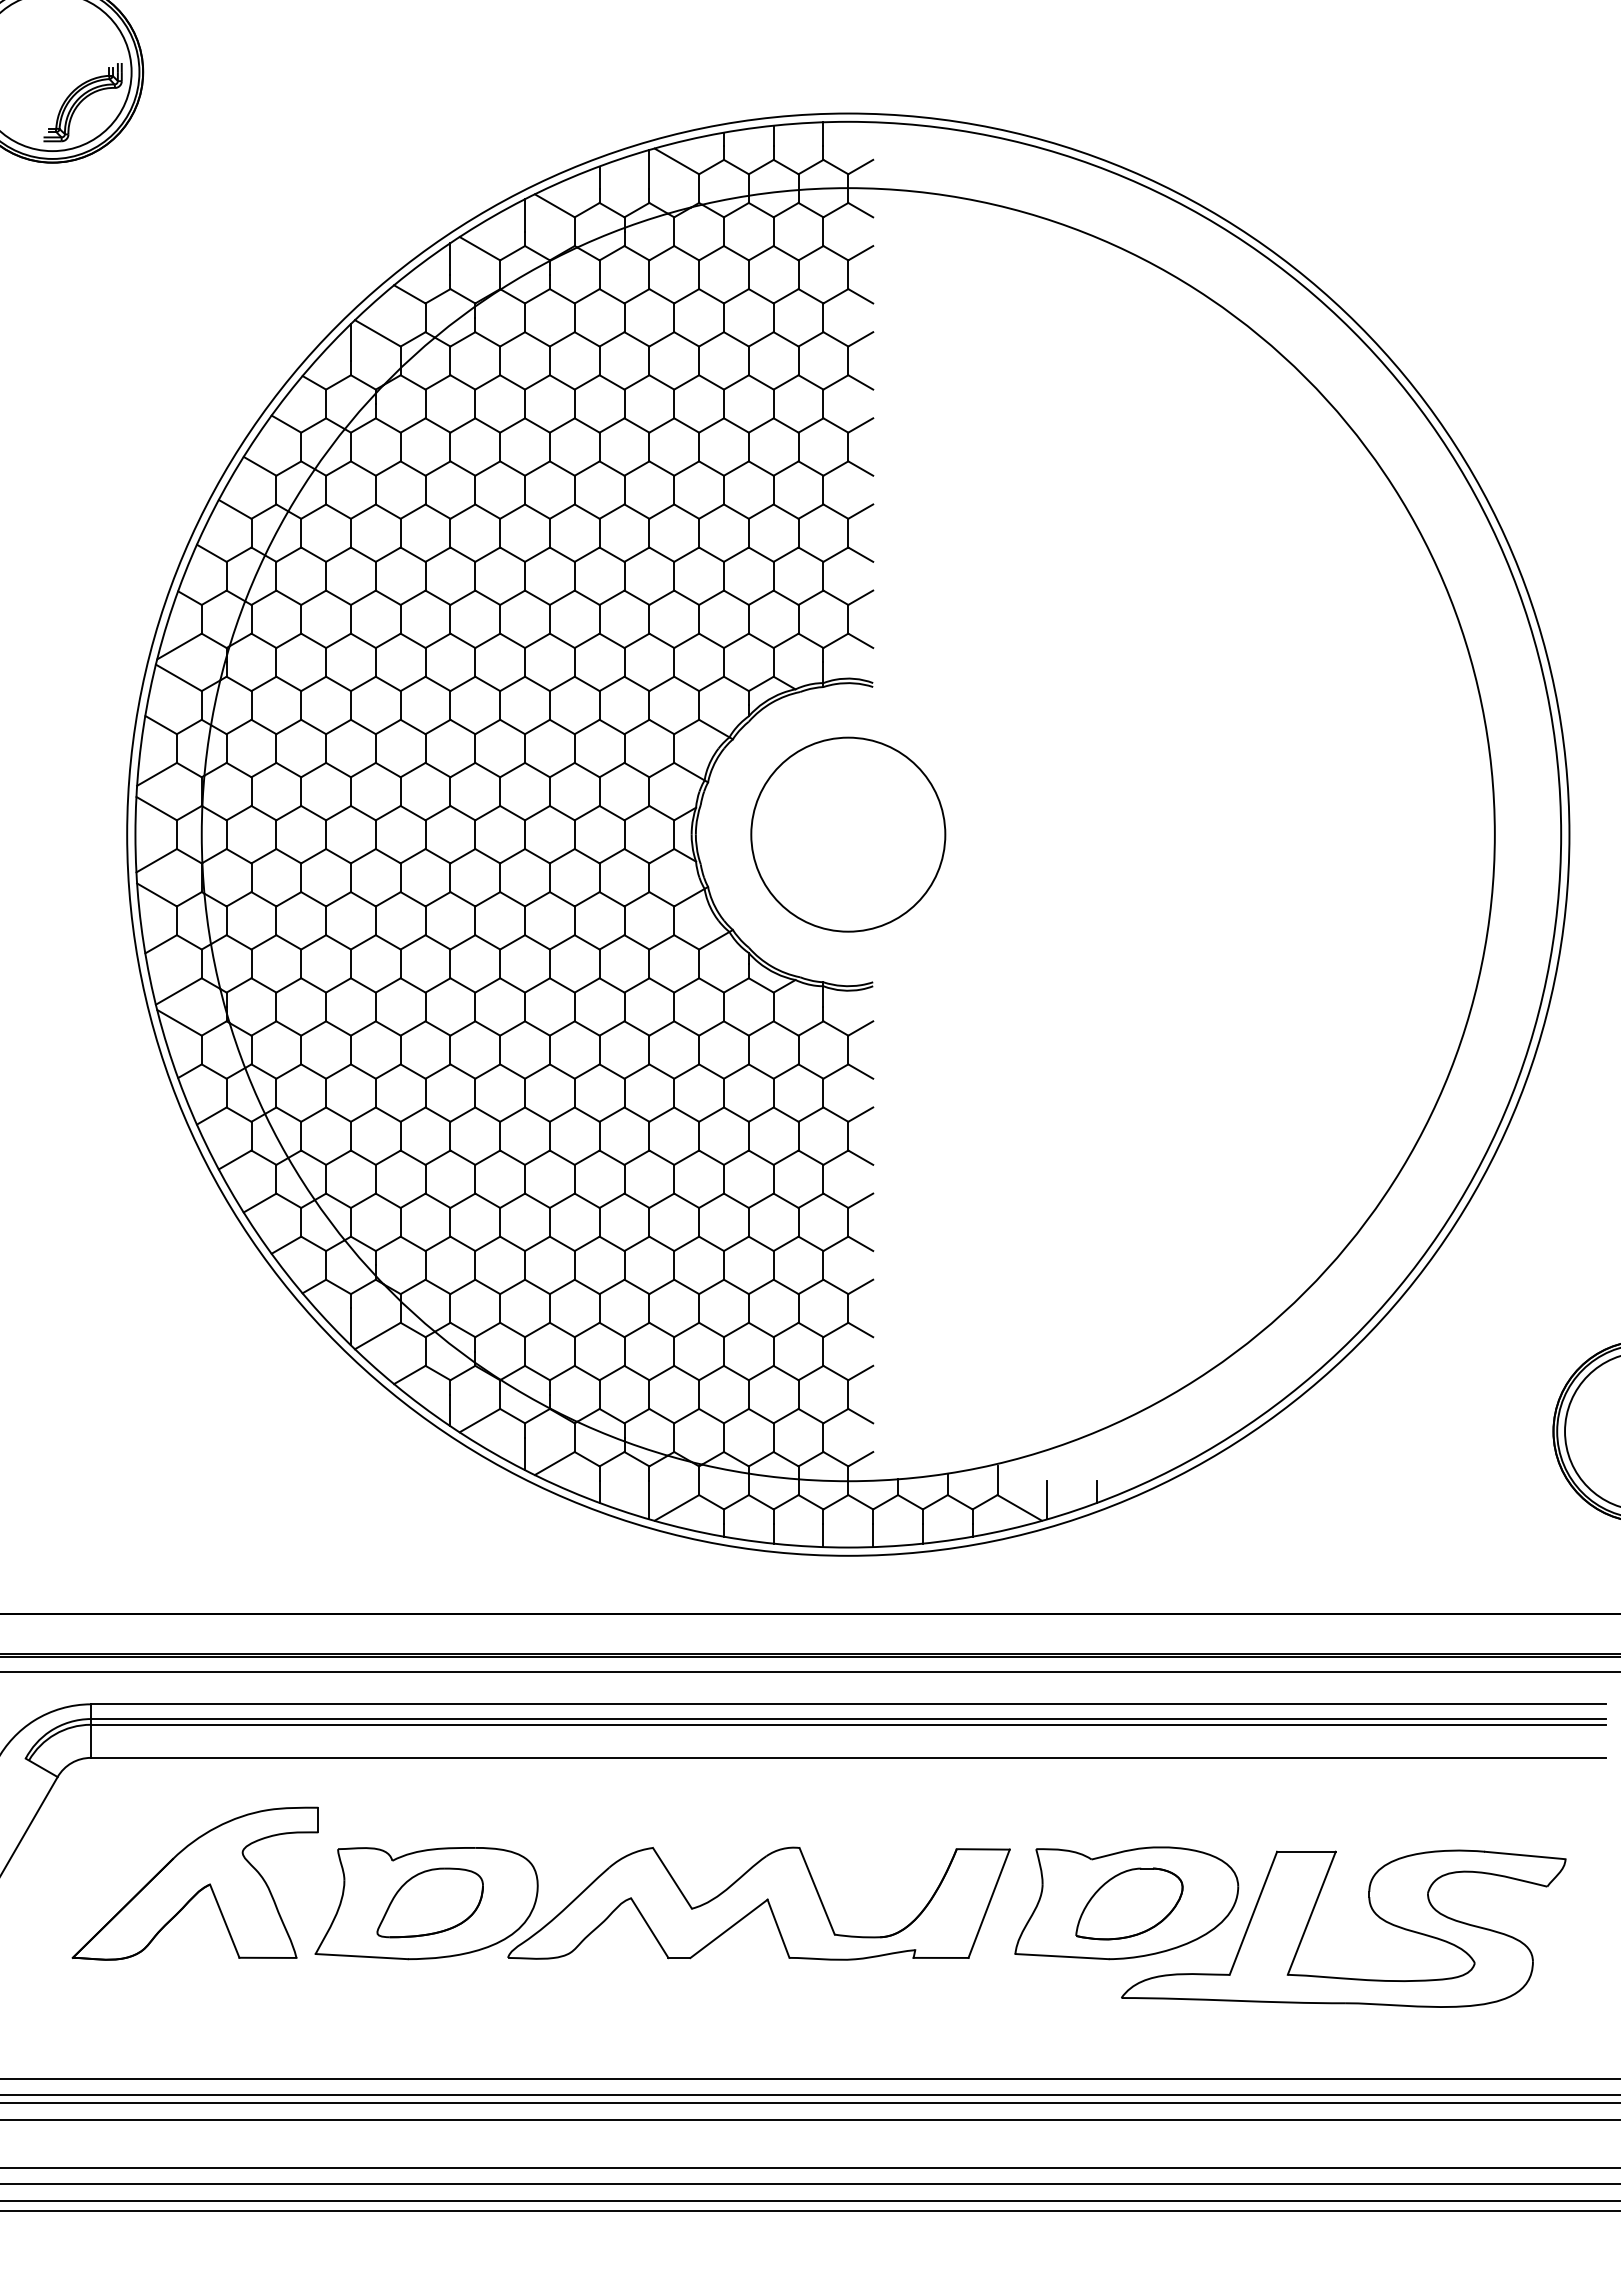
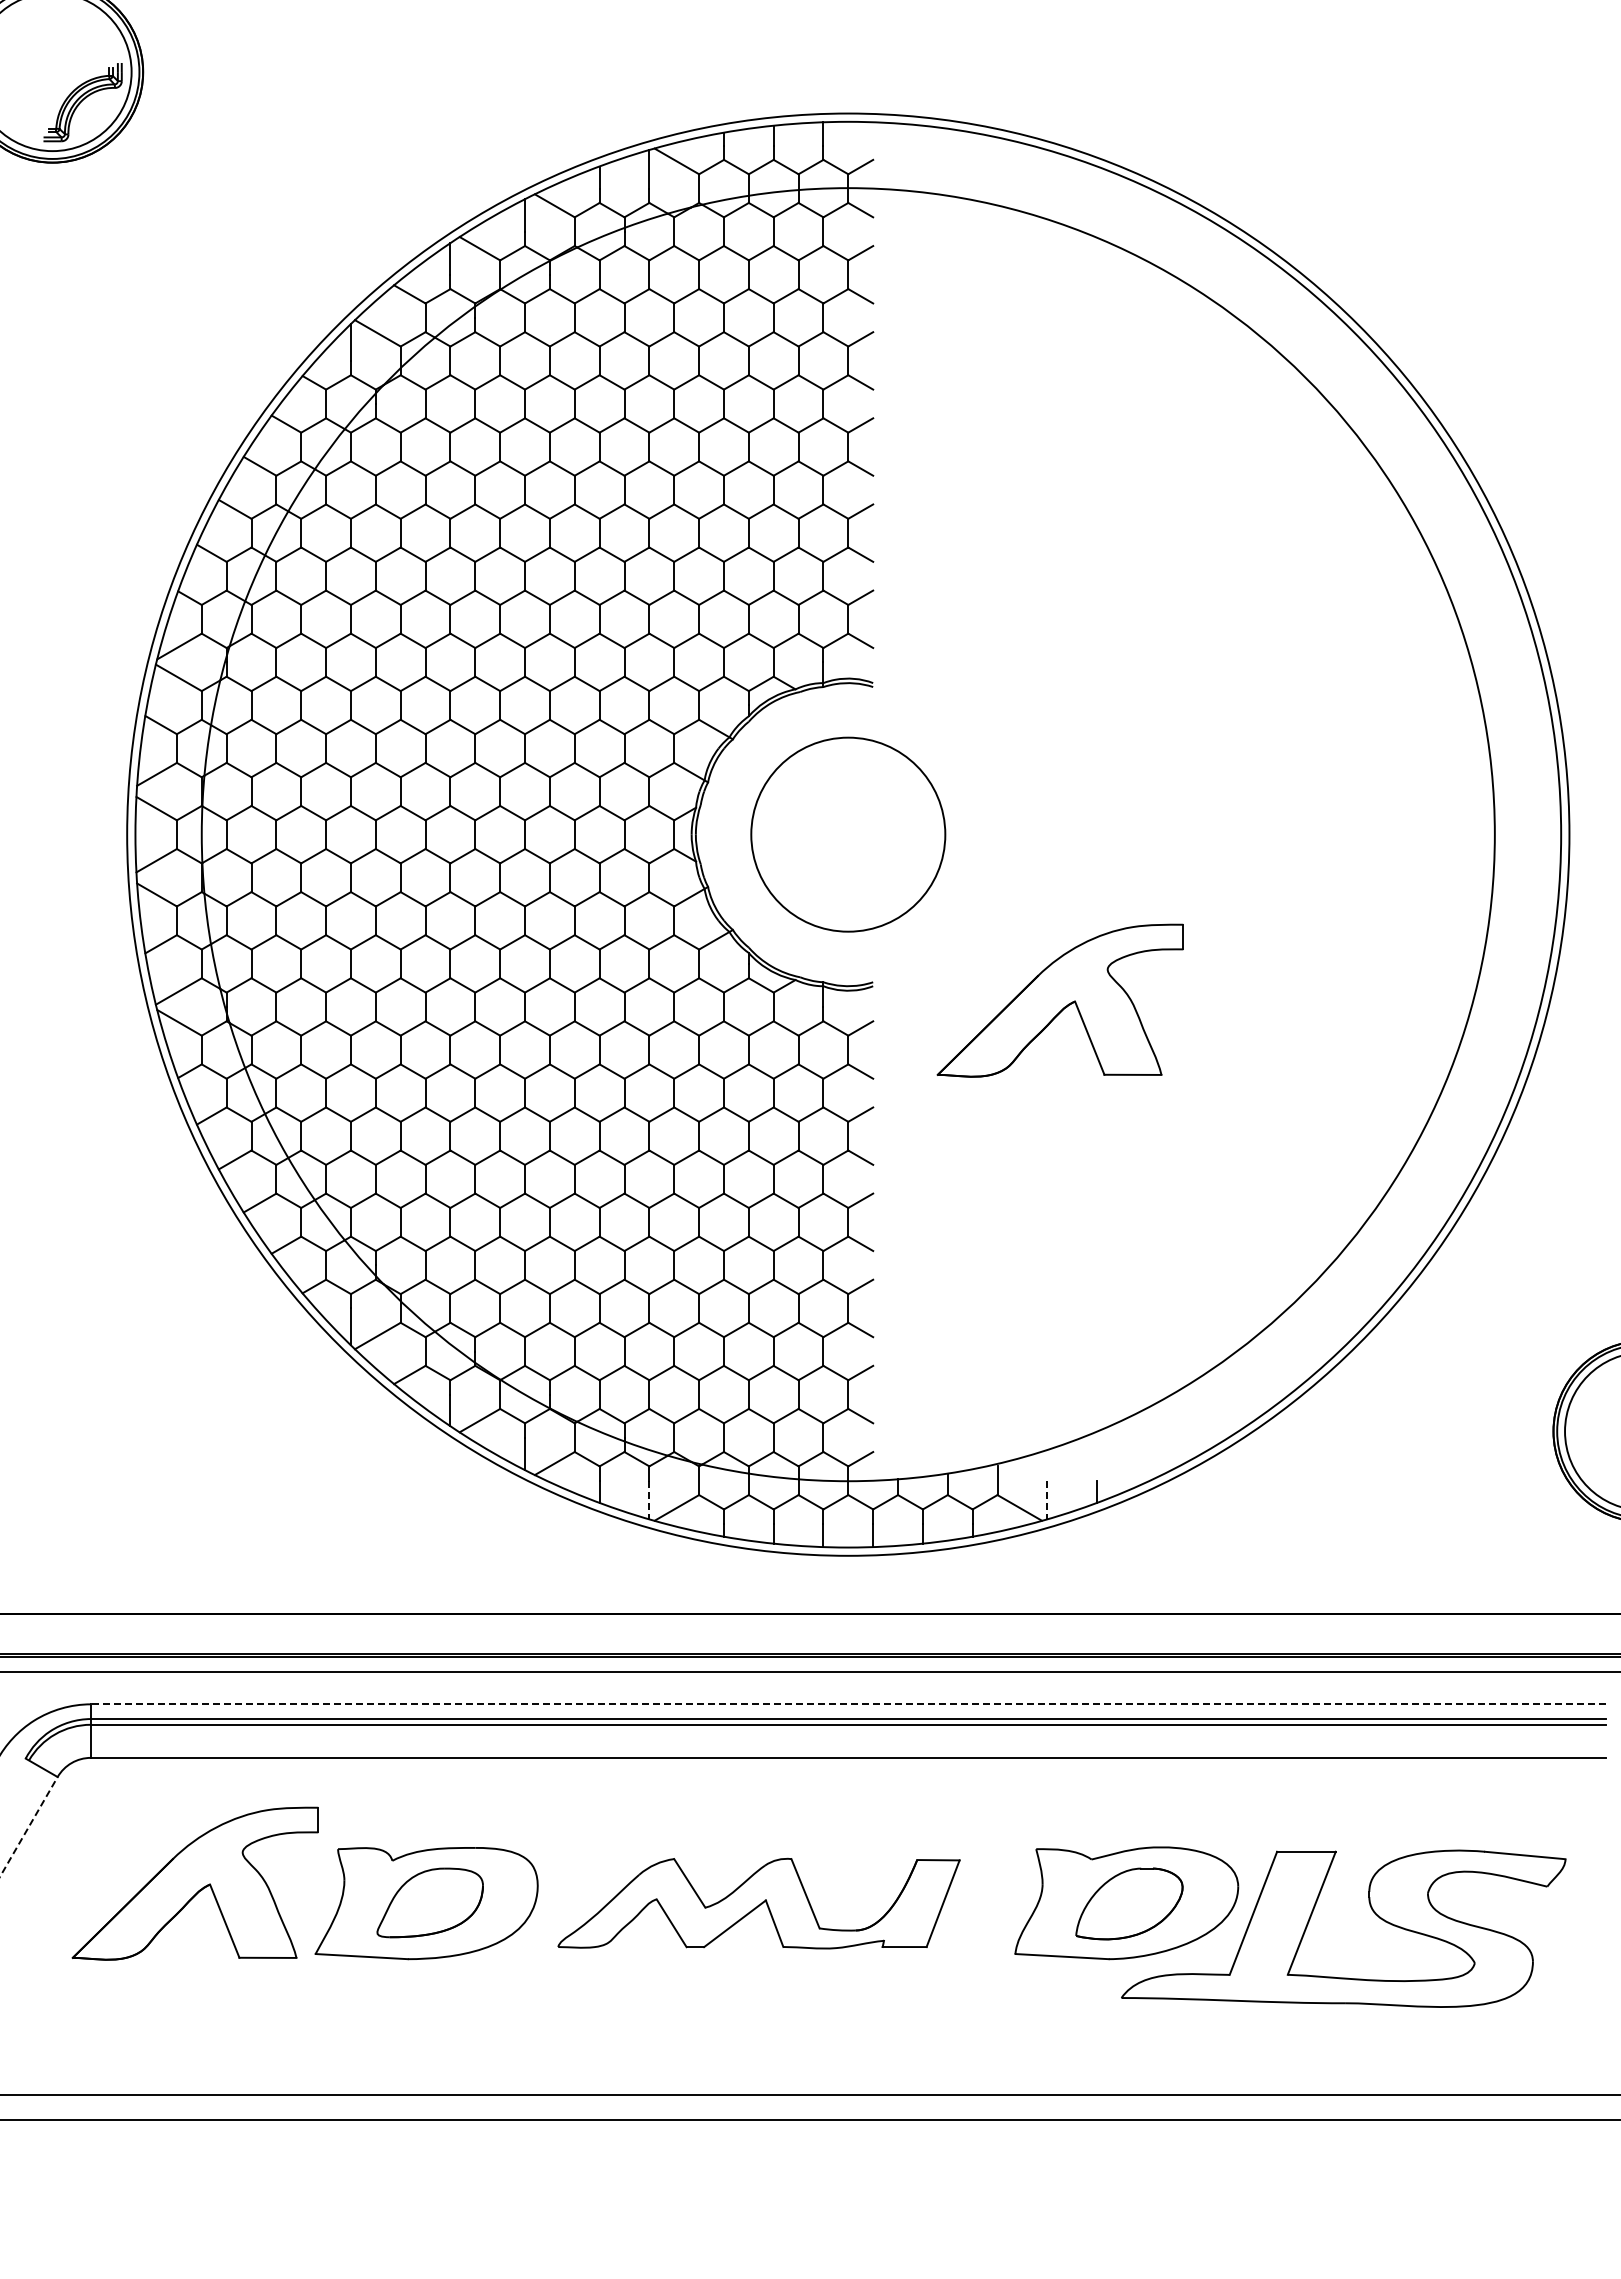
part: none -> present (1059, 1000)
line: solid -> dashed (649, 1500)
line: solid -> dashed (1047, 1500)
line: solid -> dashed (847, 1704)
line: solid -> dashed (29, 1826)
part size: 504x115 px -> 404x93 px (758, 1903)
line: present -> none (809, 2078)
line: present -> none (809, 2103)
line: present -> none (809, 2167)
line: present -> none (809, 2184)
line: present -> none (809, 2200)
line: present -> none (809, 2210)
